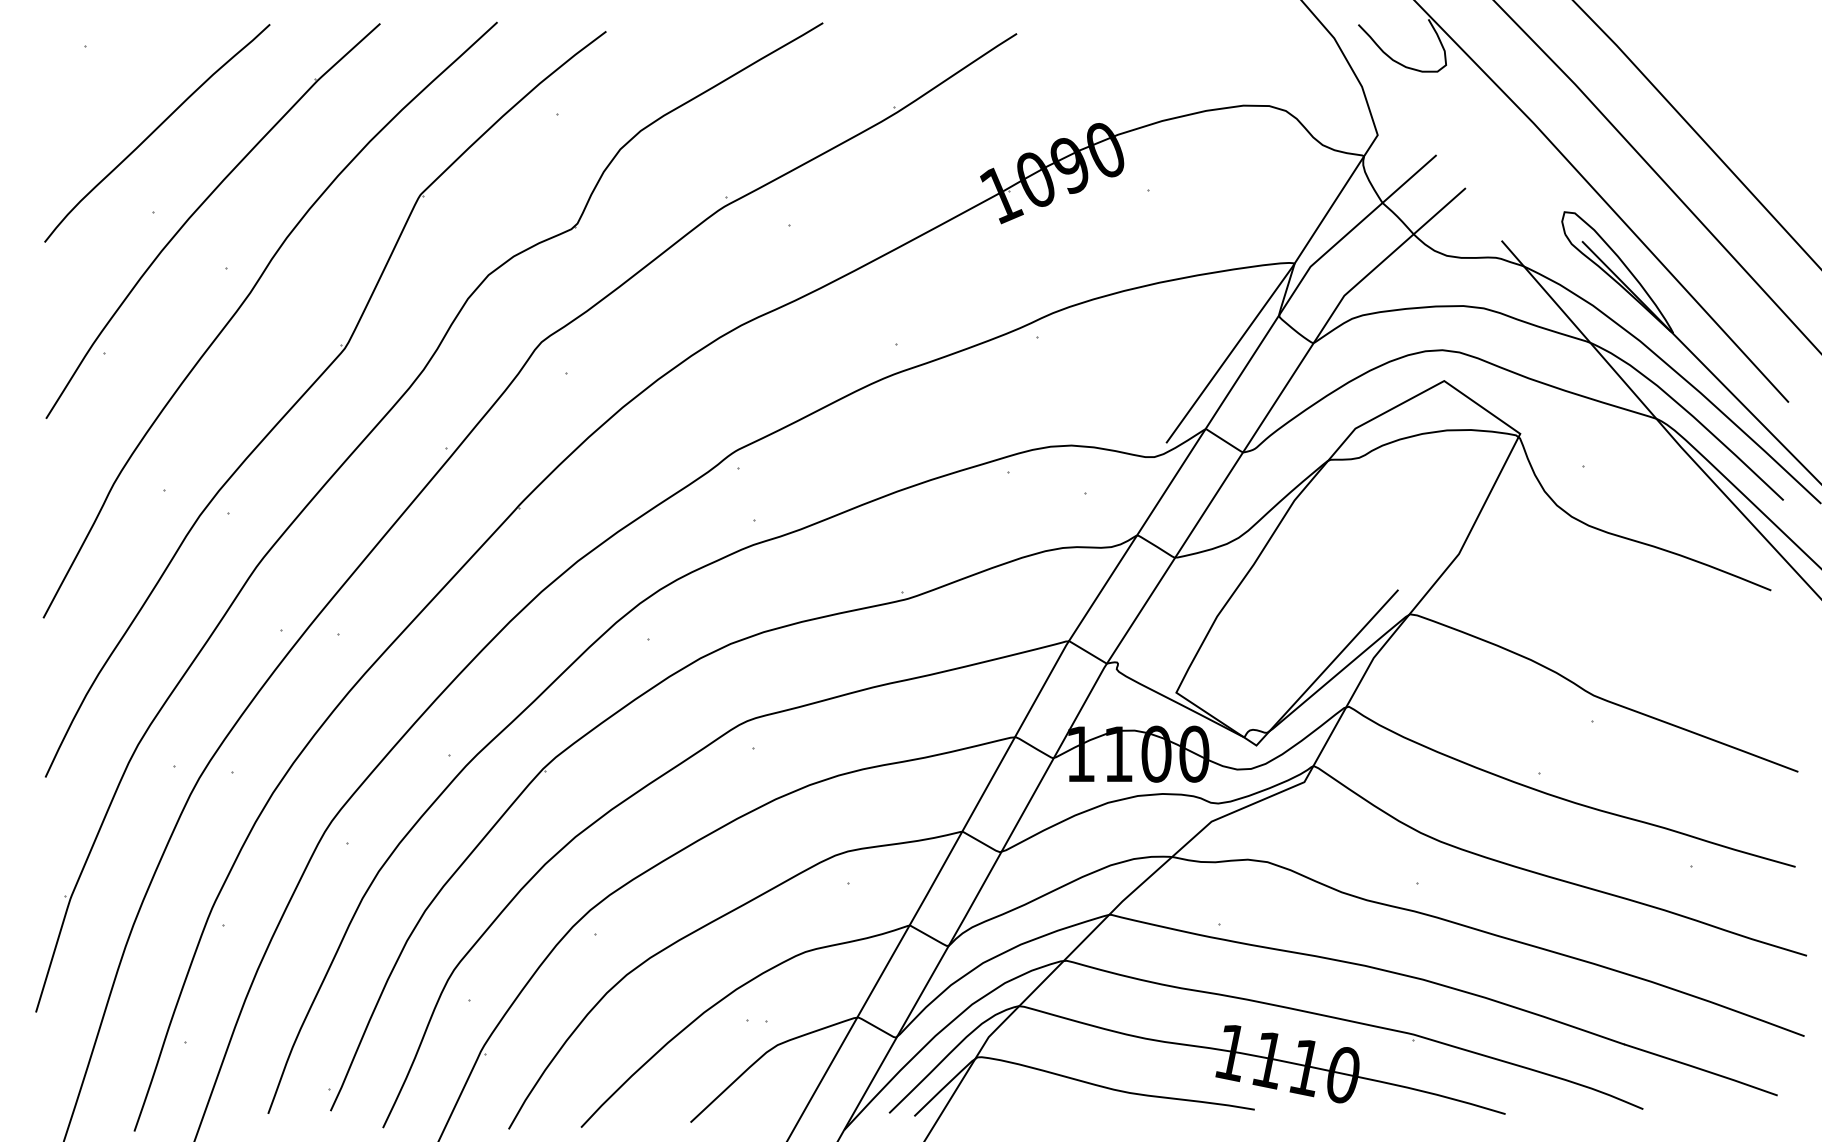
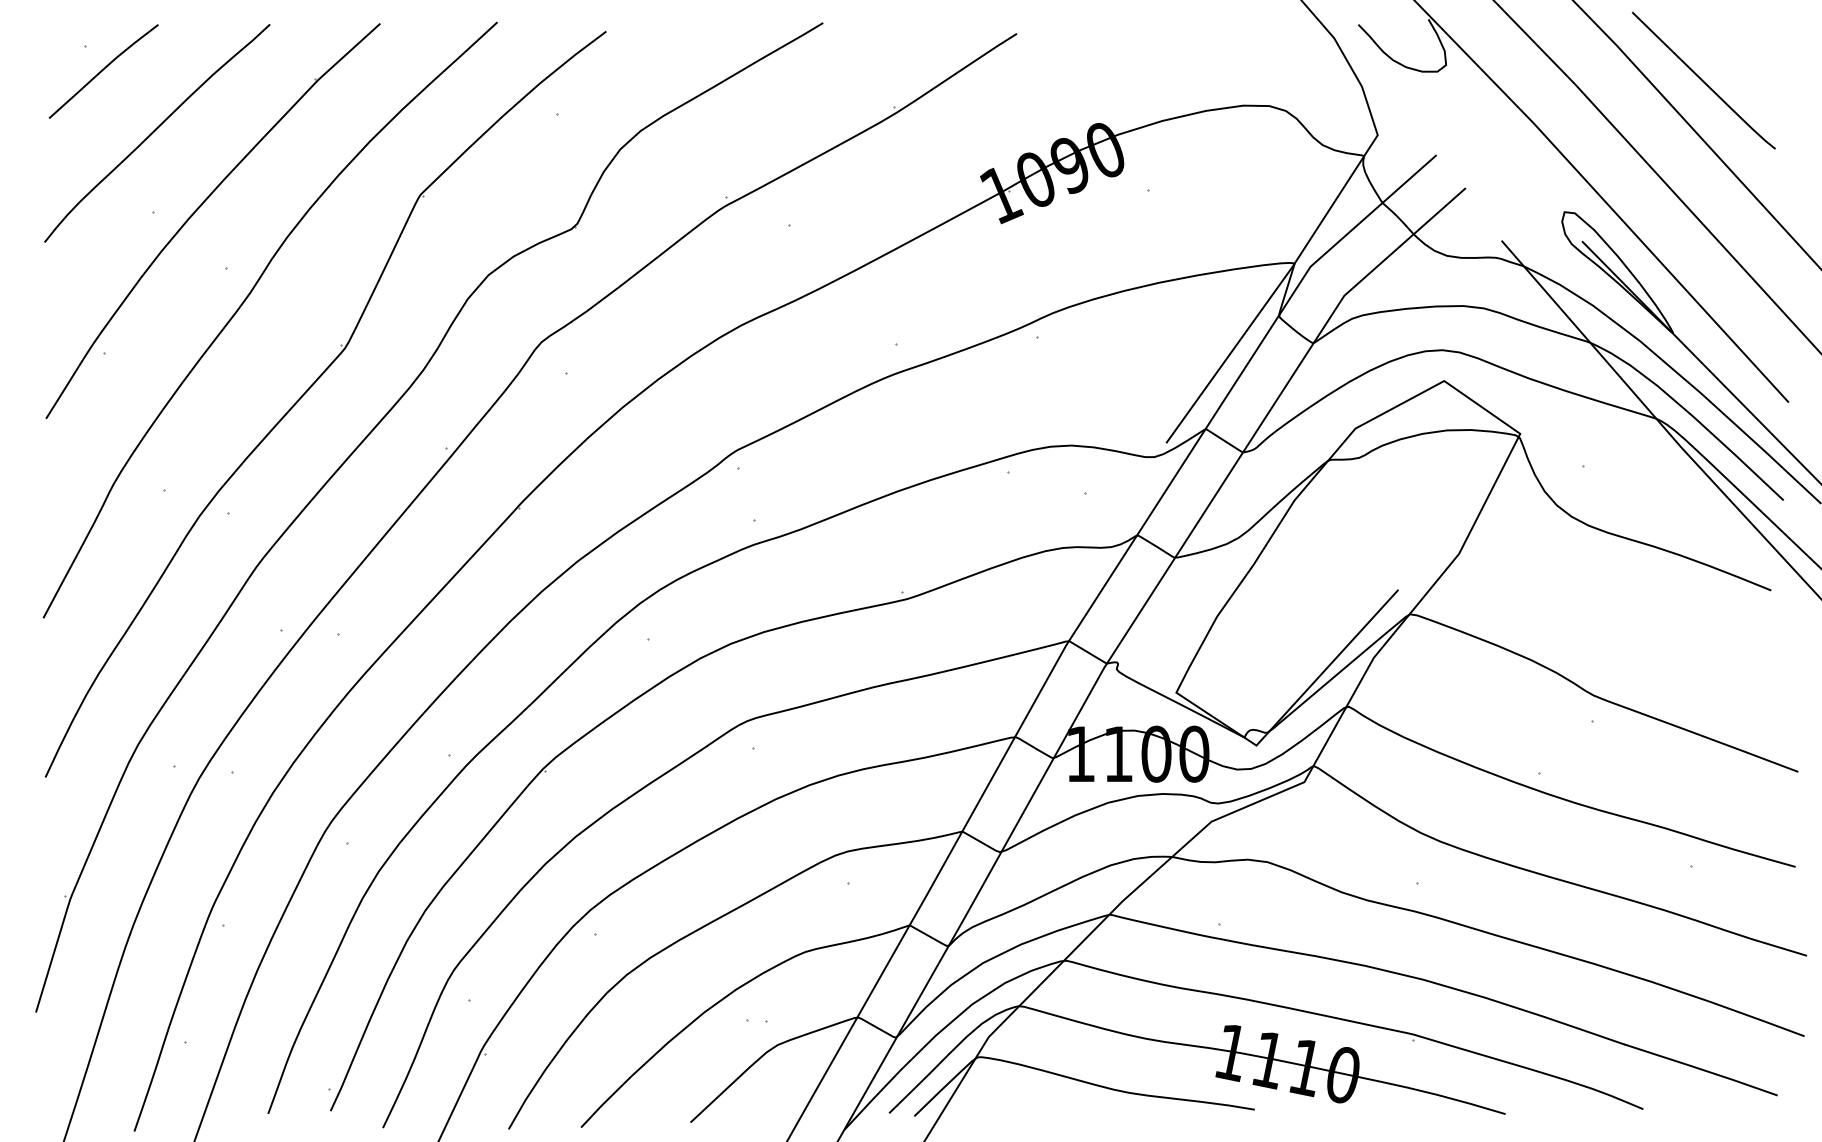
curve: none -> present (103, 70)
curve: none -> present (1703, 80)
